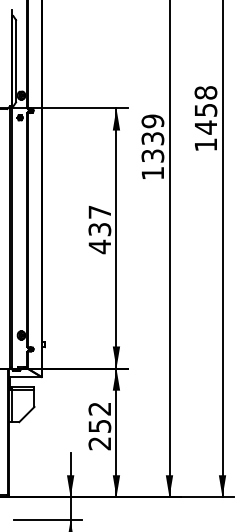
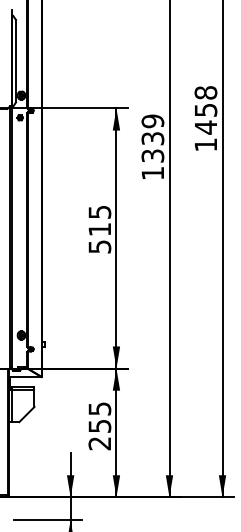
text: 437 -> 515 (99, 229)
text: 252 -> 255 (99, 408)
